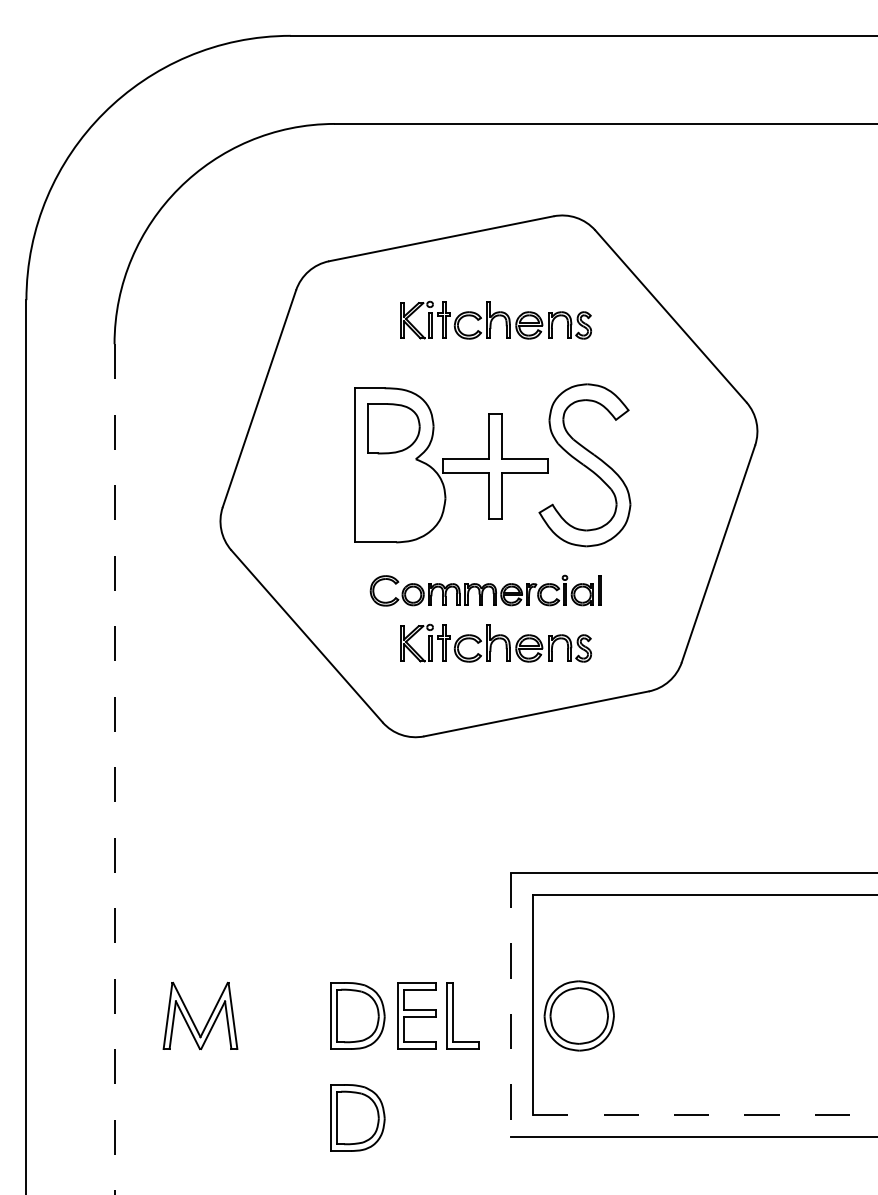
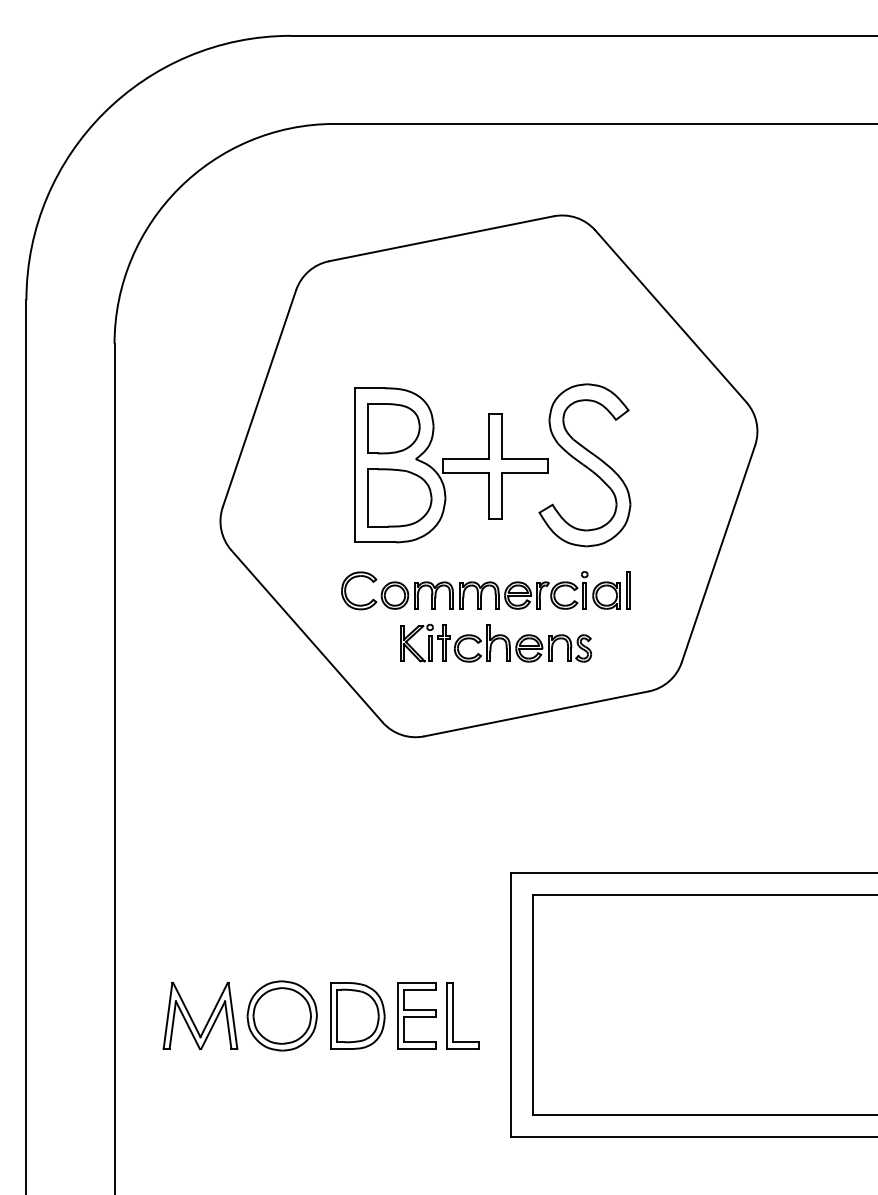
part: present -> none (495, 319)
part: none -> present (399, 497)
part size: 233x33 px -> 290x40 px (485, 590)
line: dashed -> solid (114, 770)
line: dashed -> solid (511, 1005)
part position: (578, 1015) -> (281, 1015) (281, 1015)
line: dashed -> solid (705, 1115)
part: present -> none (357, 1117)
